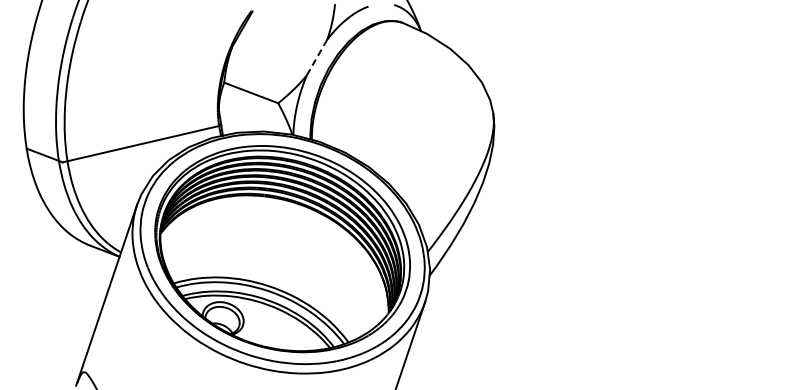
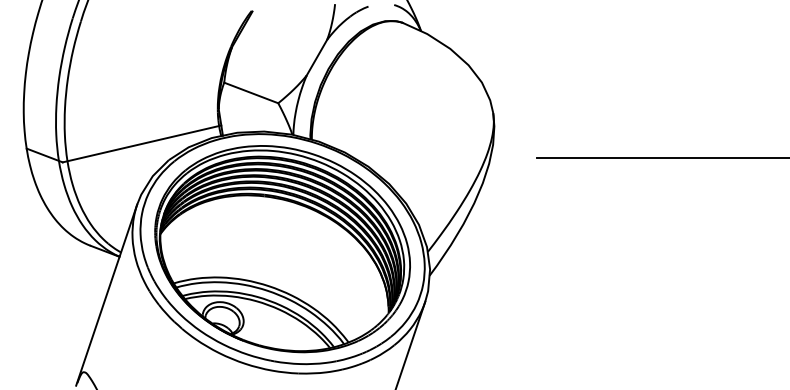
line: dashed -> solid (317, 57)
line: none -> present (661, 157)
